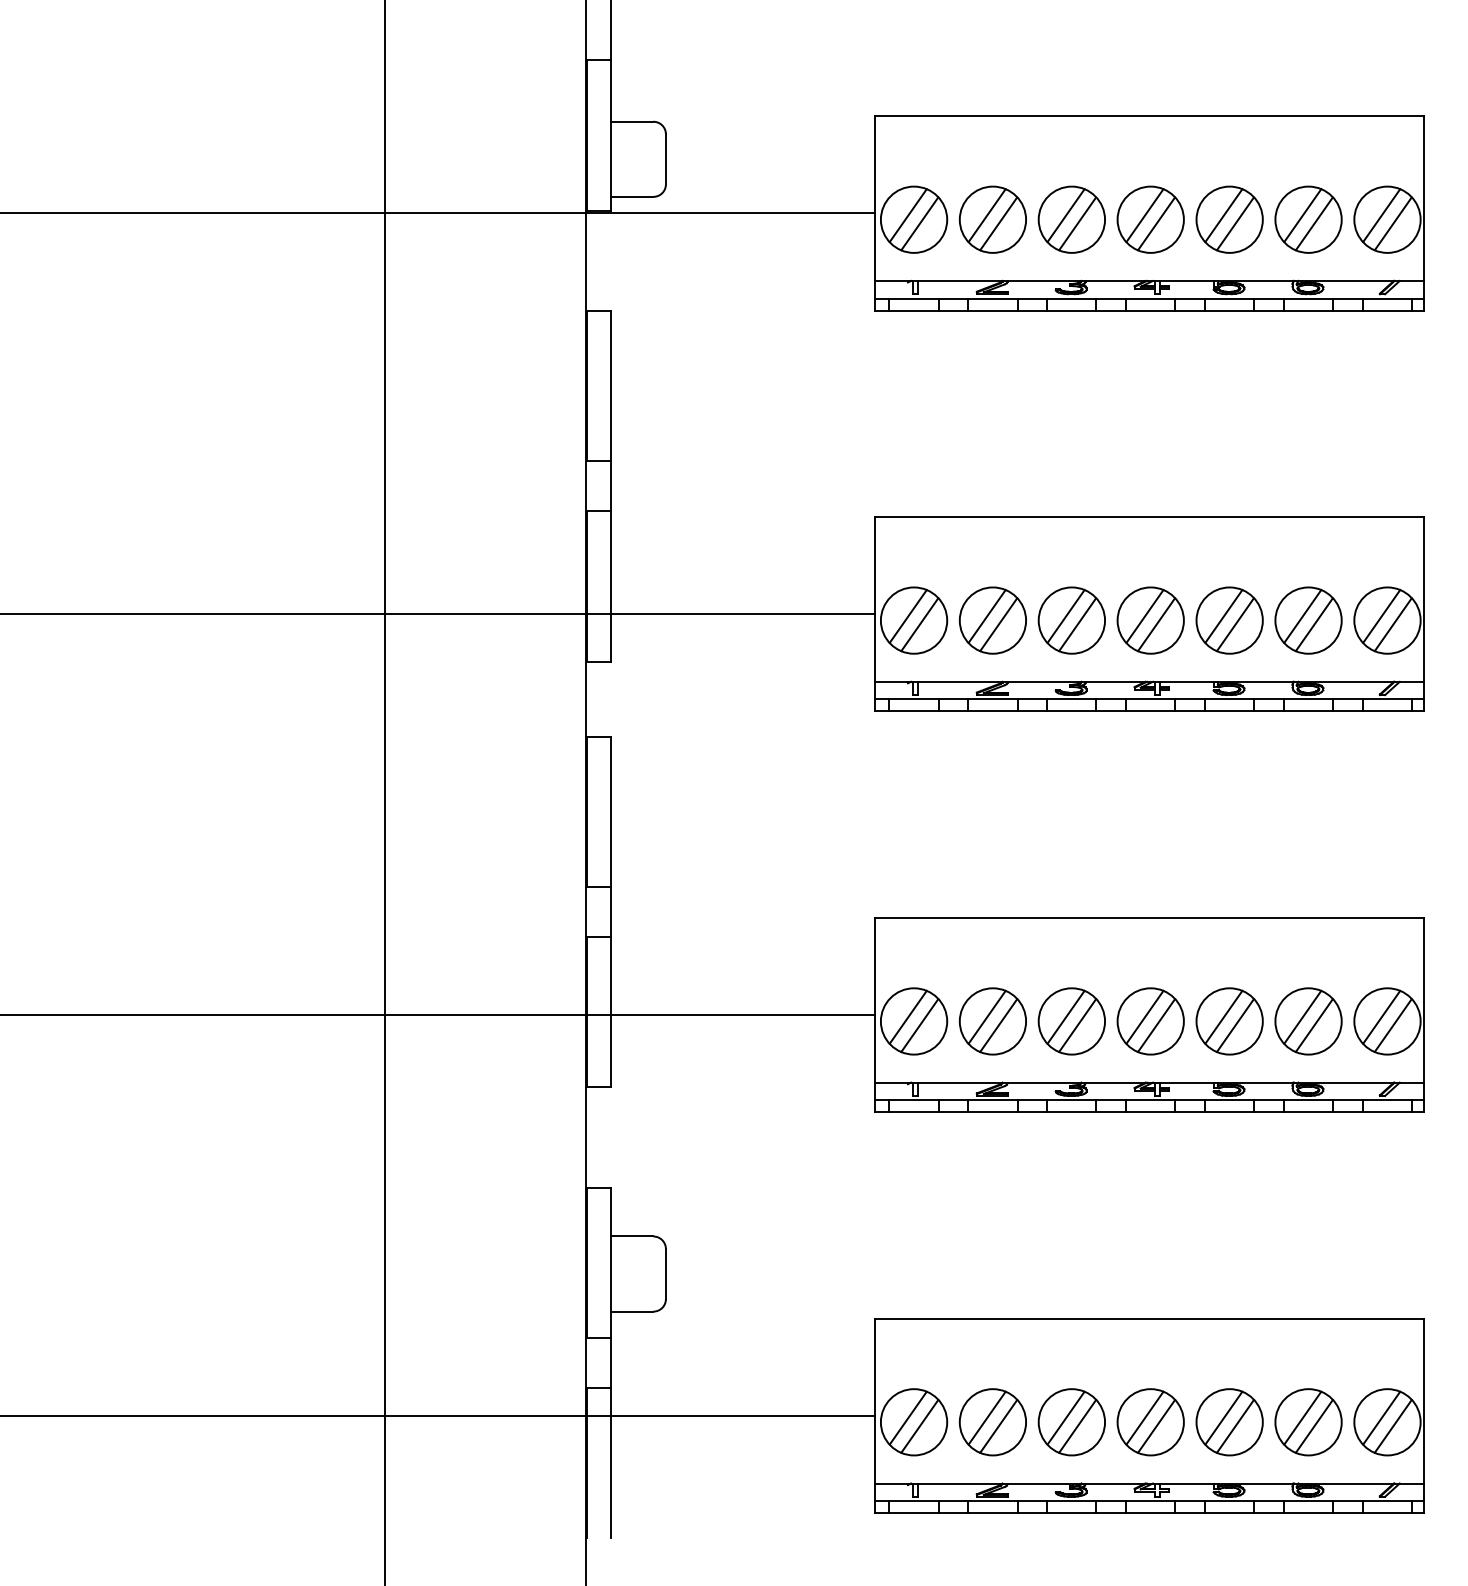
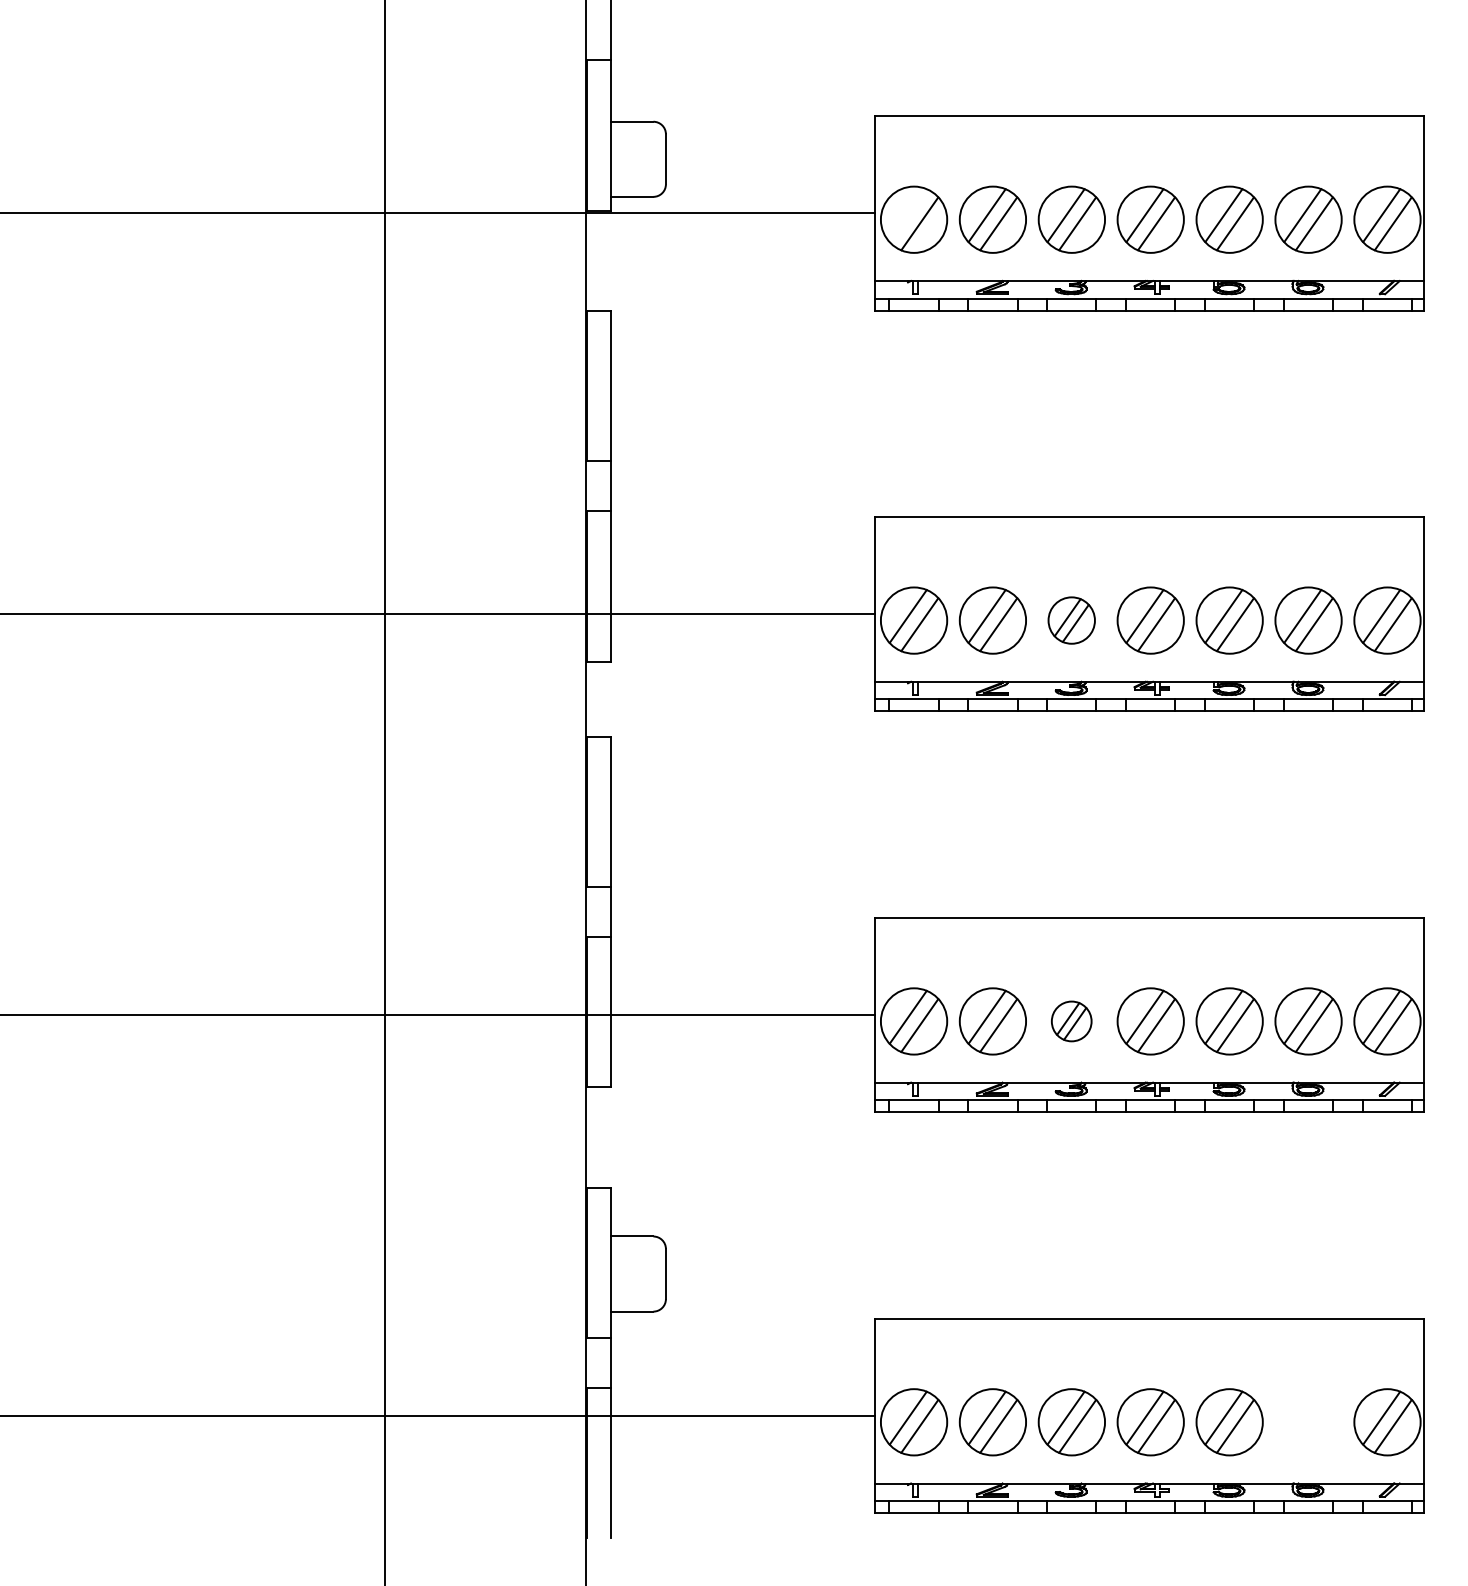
line: present -> none (907, 215)
part size: 69x69 px -> 49x49 px (1071, 620)
part size: 69x69 px -> 42x43 px (1071, 1021)
part: present -> none (1308, 1422)
